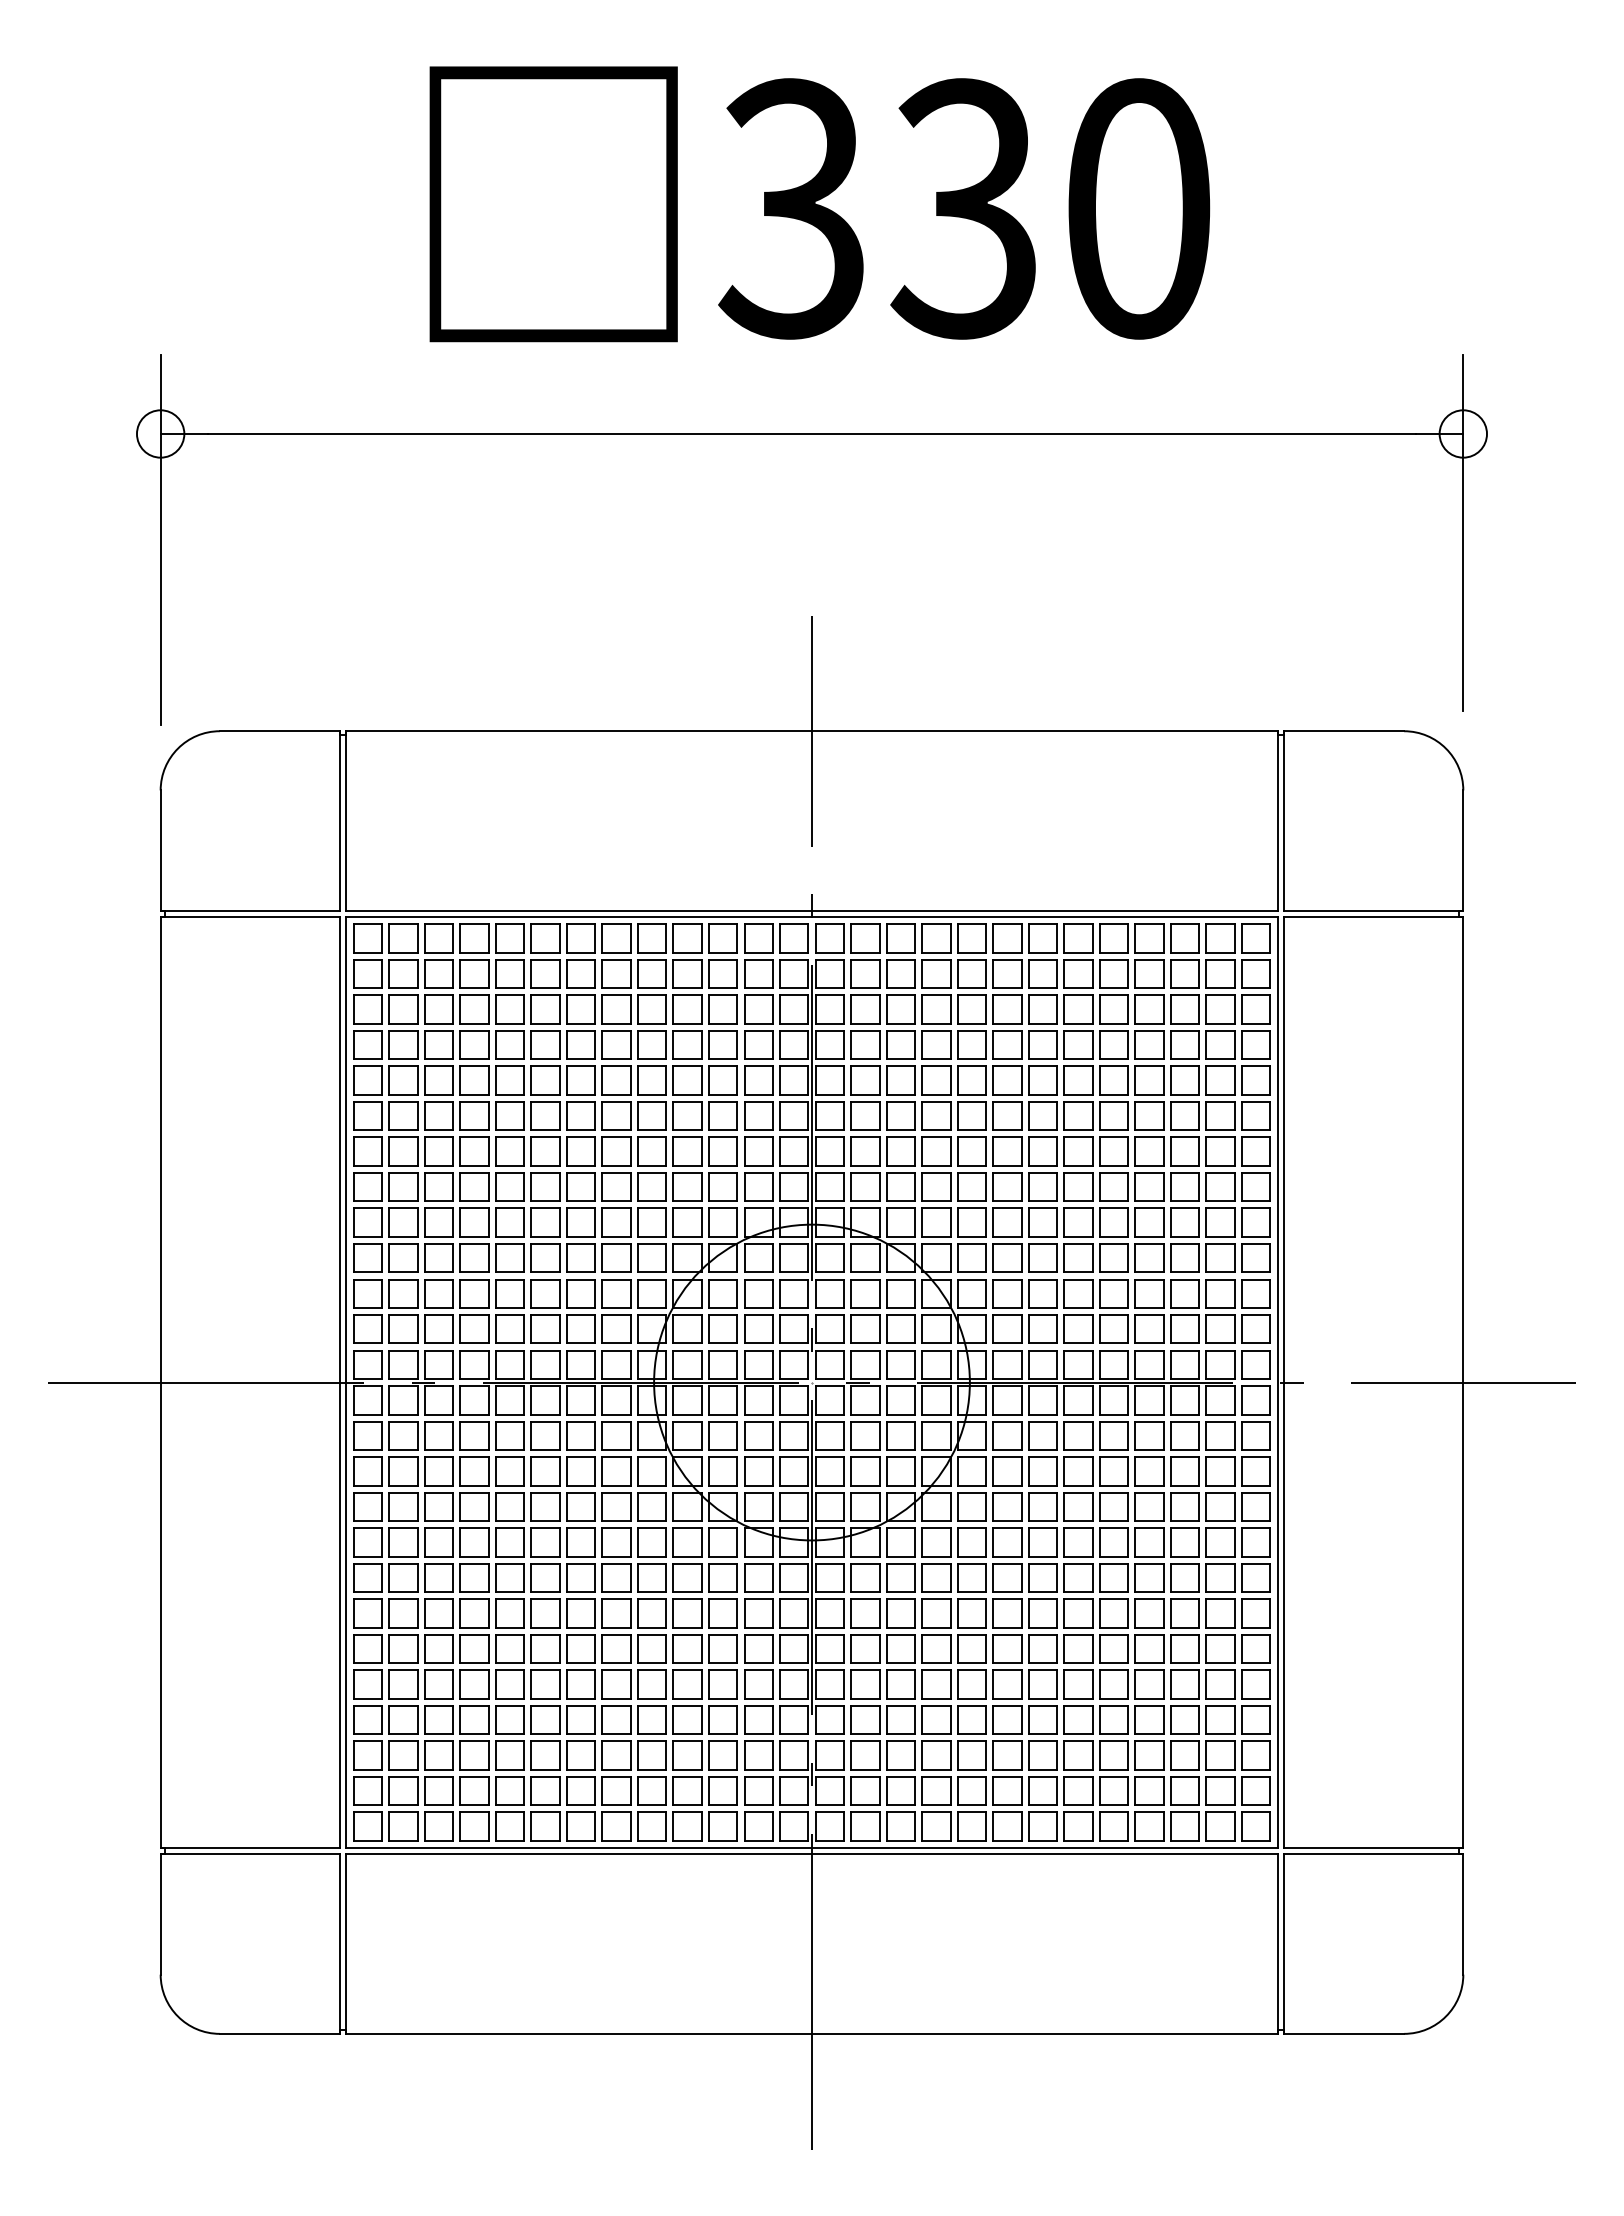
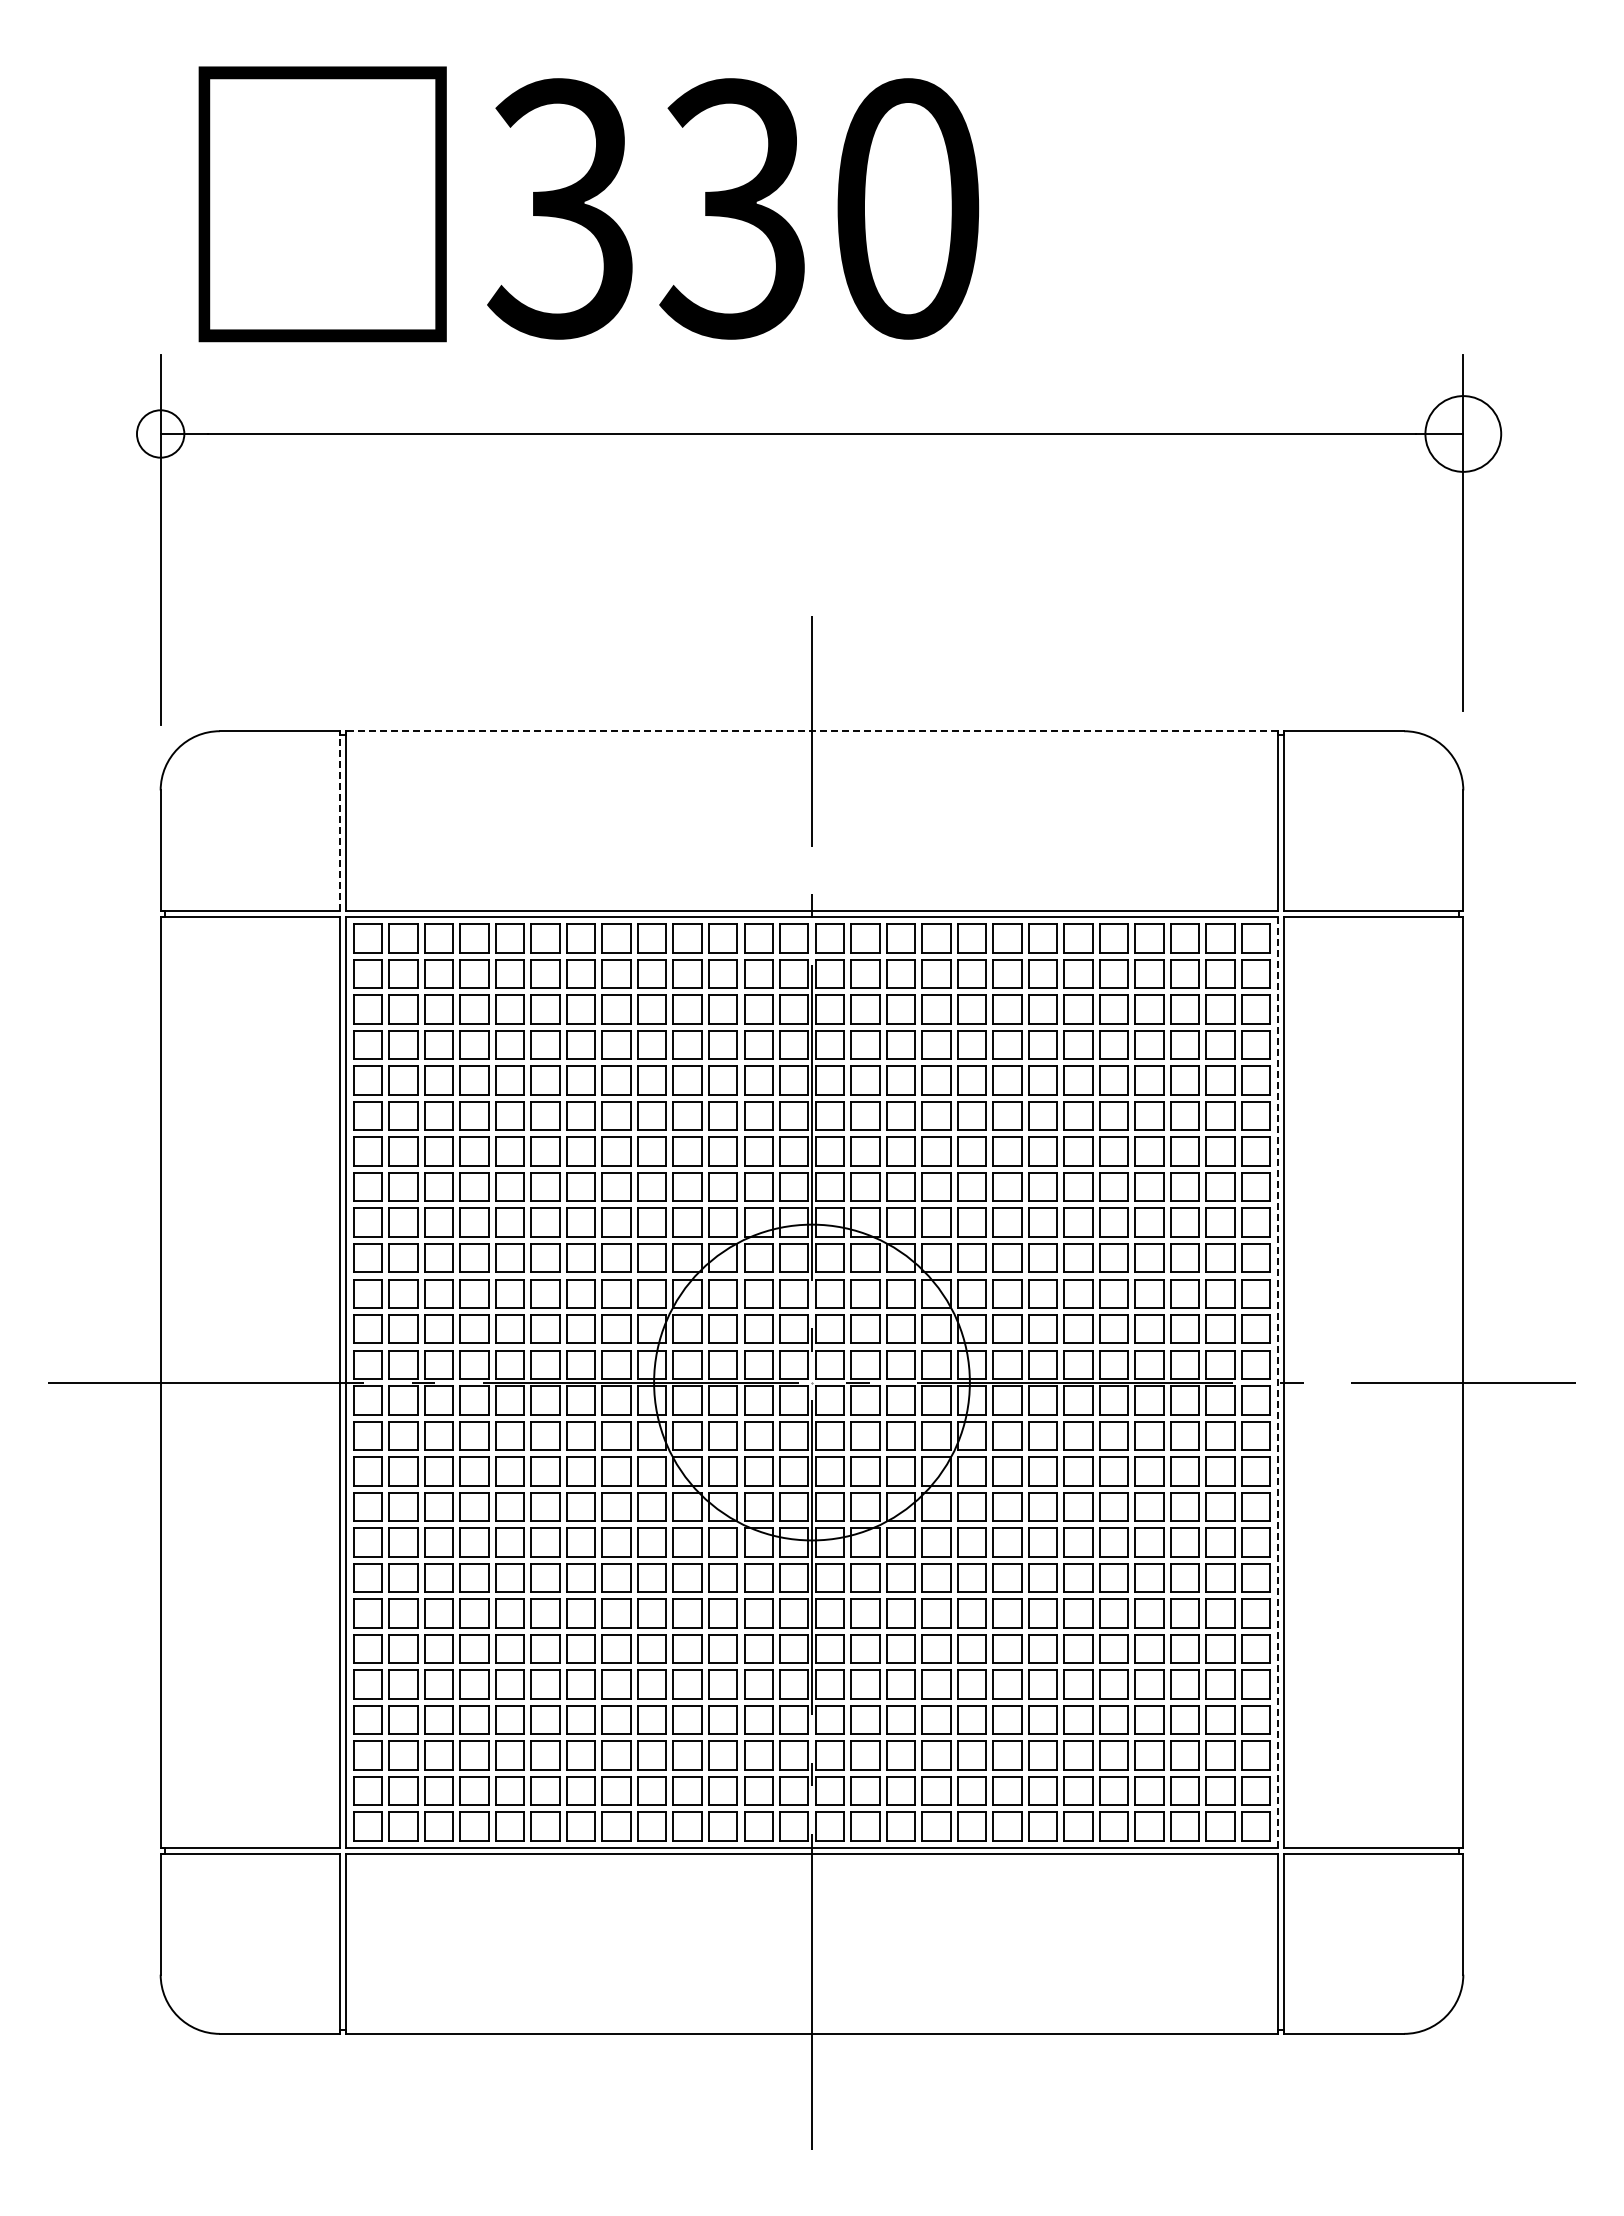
text position: (819, 204) -> (588, 204) (588, 204)
circle diameter: 47 px -> 76 px (1463, 433)
line: solid -> dashed (812, 731)
line: solid -> dashed (340, 821)
line: solid -> dashed (1277, 1382)
